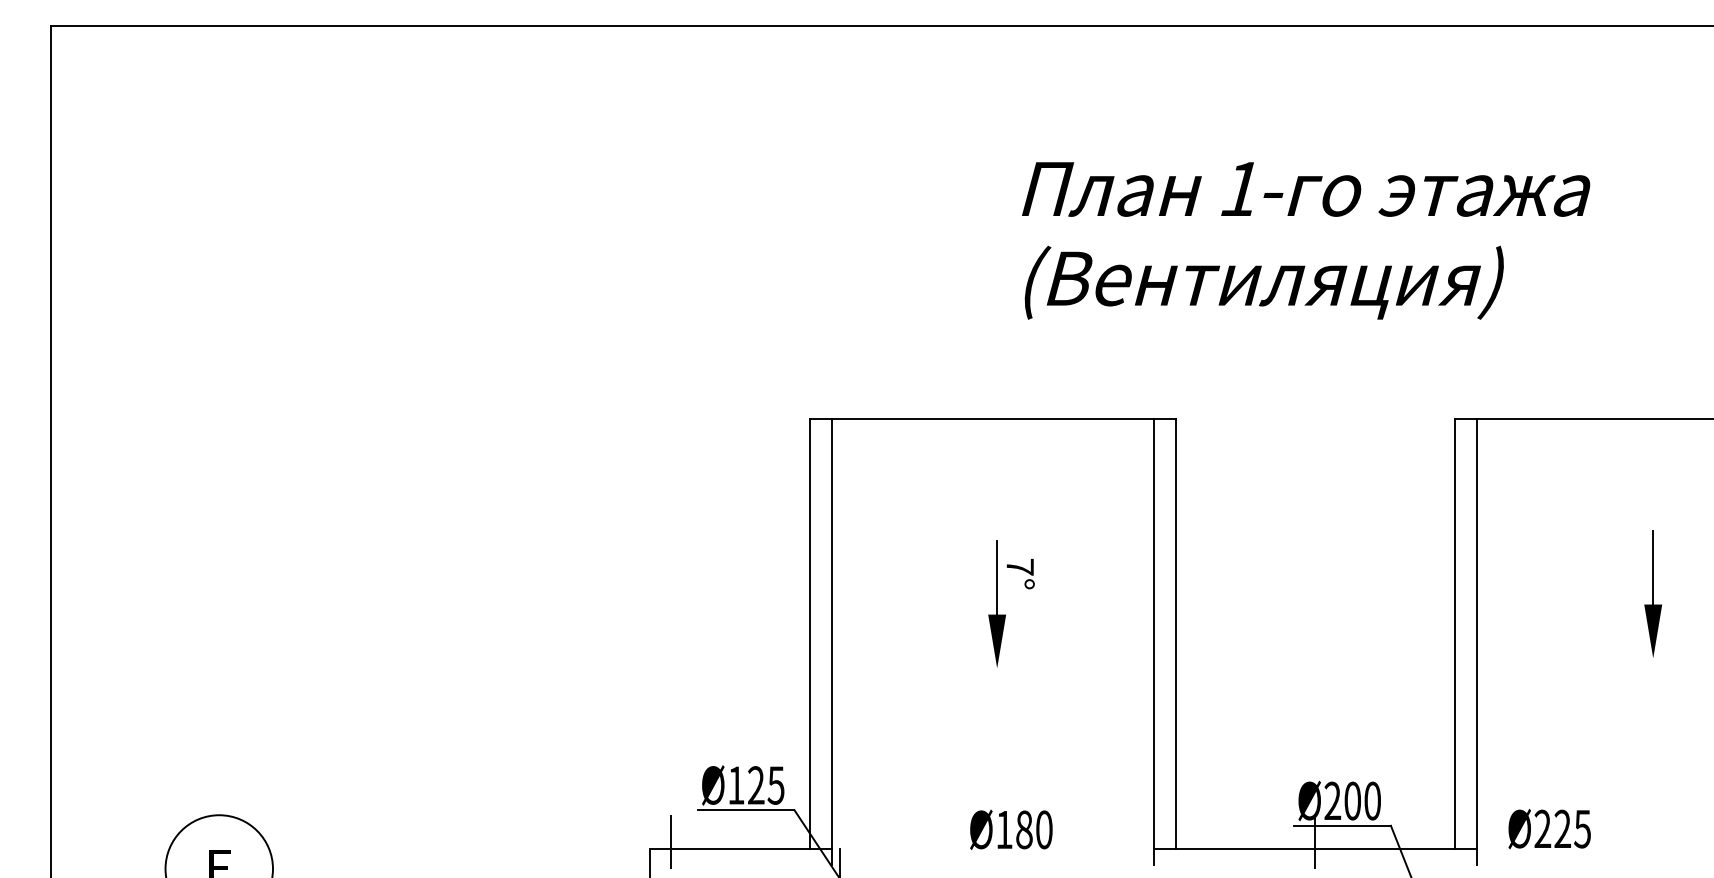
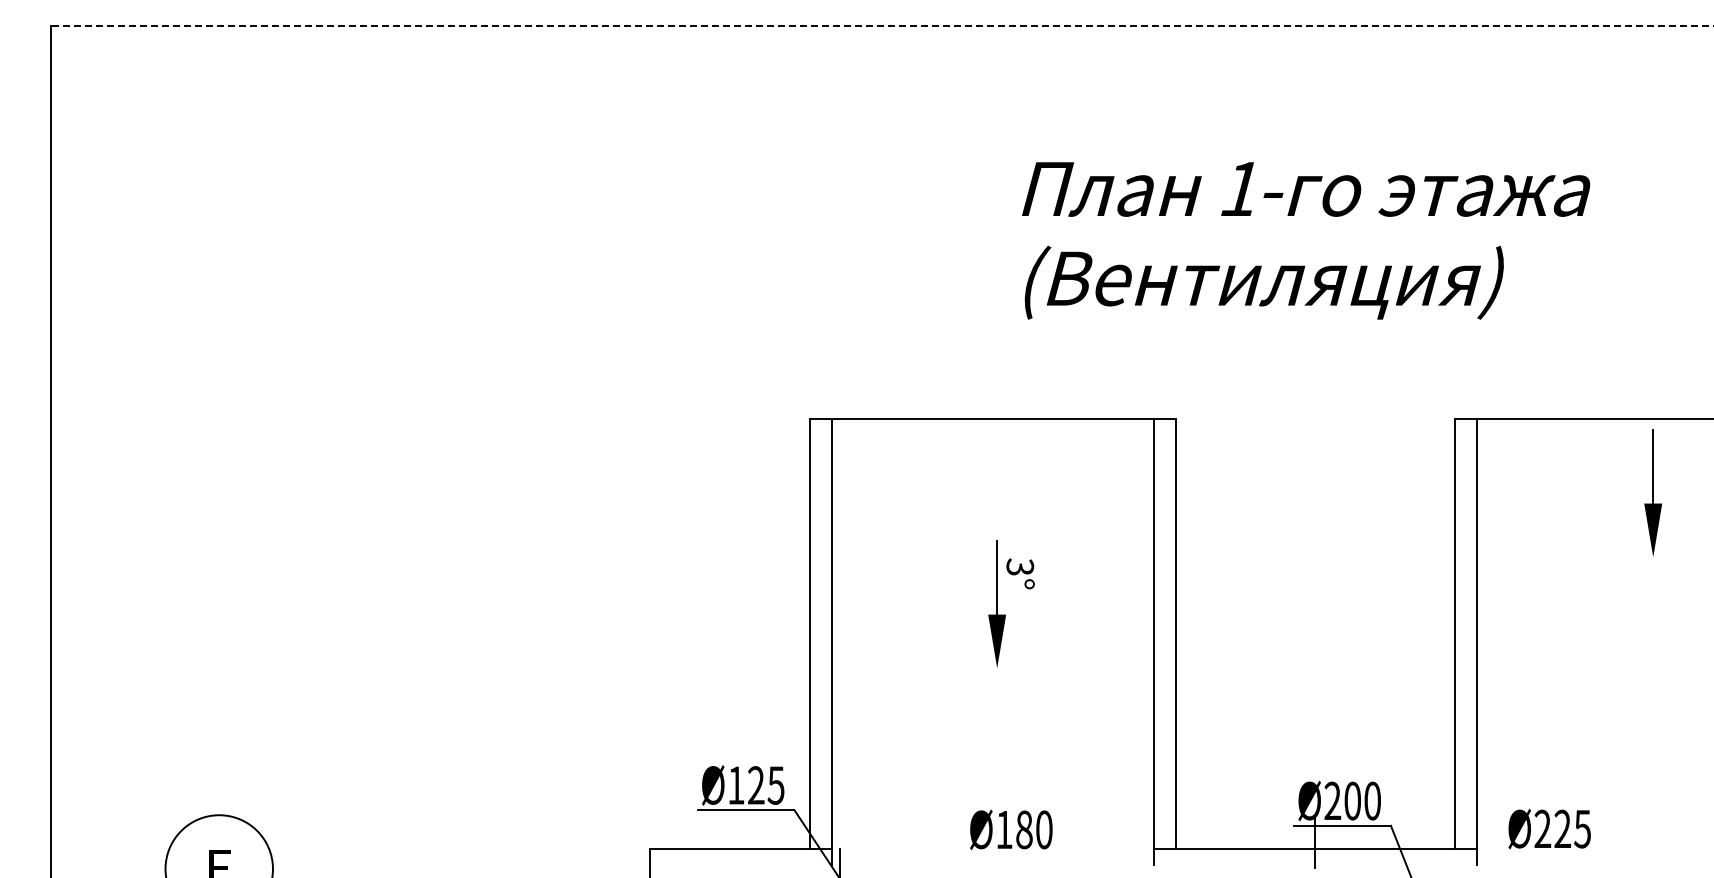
line: solid -> dashed (882, 26)
text: 7° -> 3° (1020, 566)
part position: (1652, 593) -> (1652, 492) (1652, 492)
line: present -> none (670, 841)
